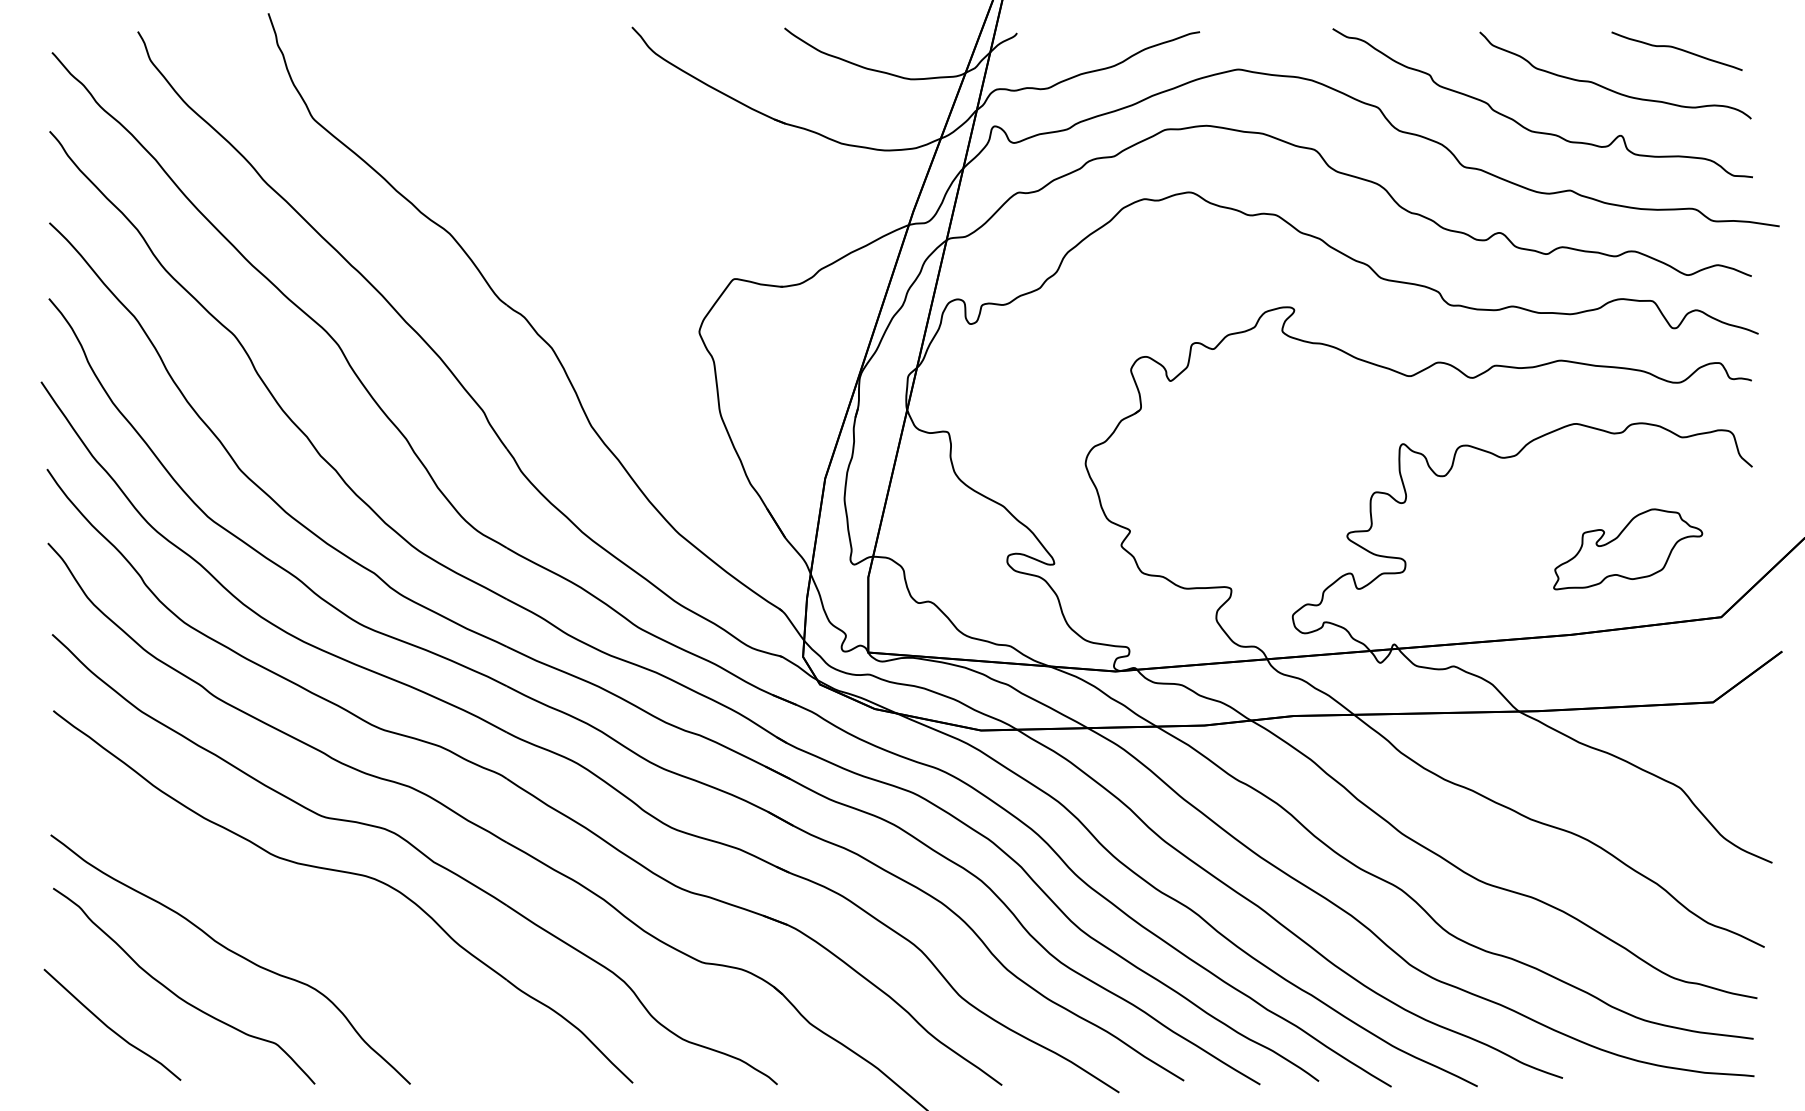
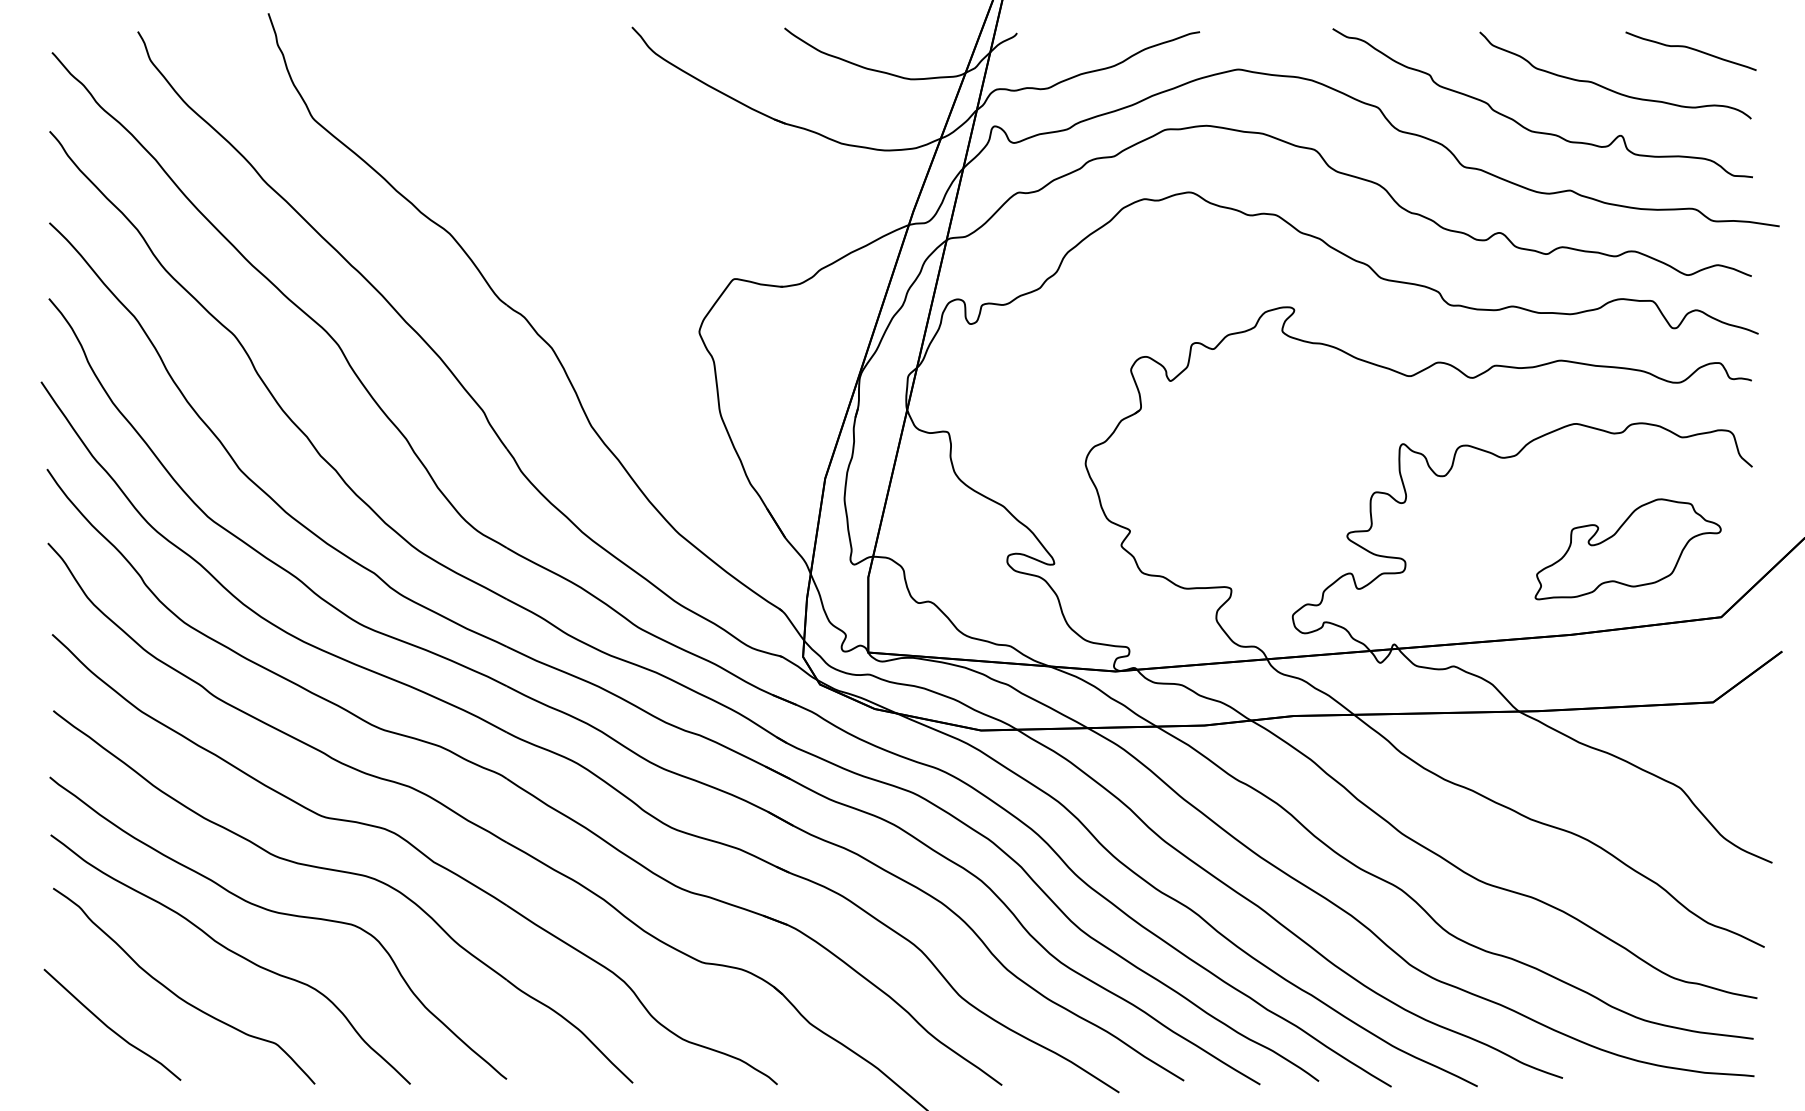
curve position: (1676, 49) -> (1690, 49) (1690, 49)
part size: 151x83 px -> 188x103 px (1627, 549)
curve: none -> present (280, 914)
